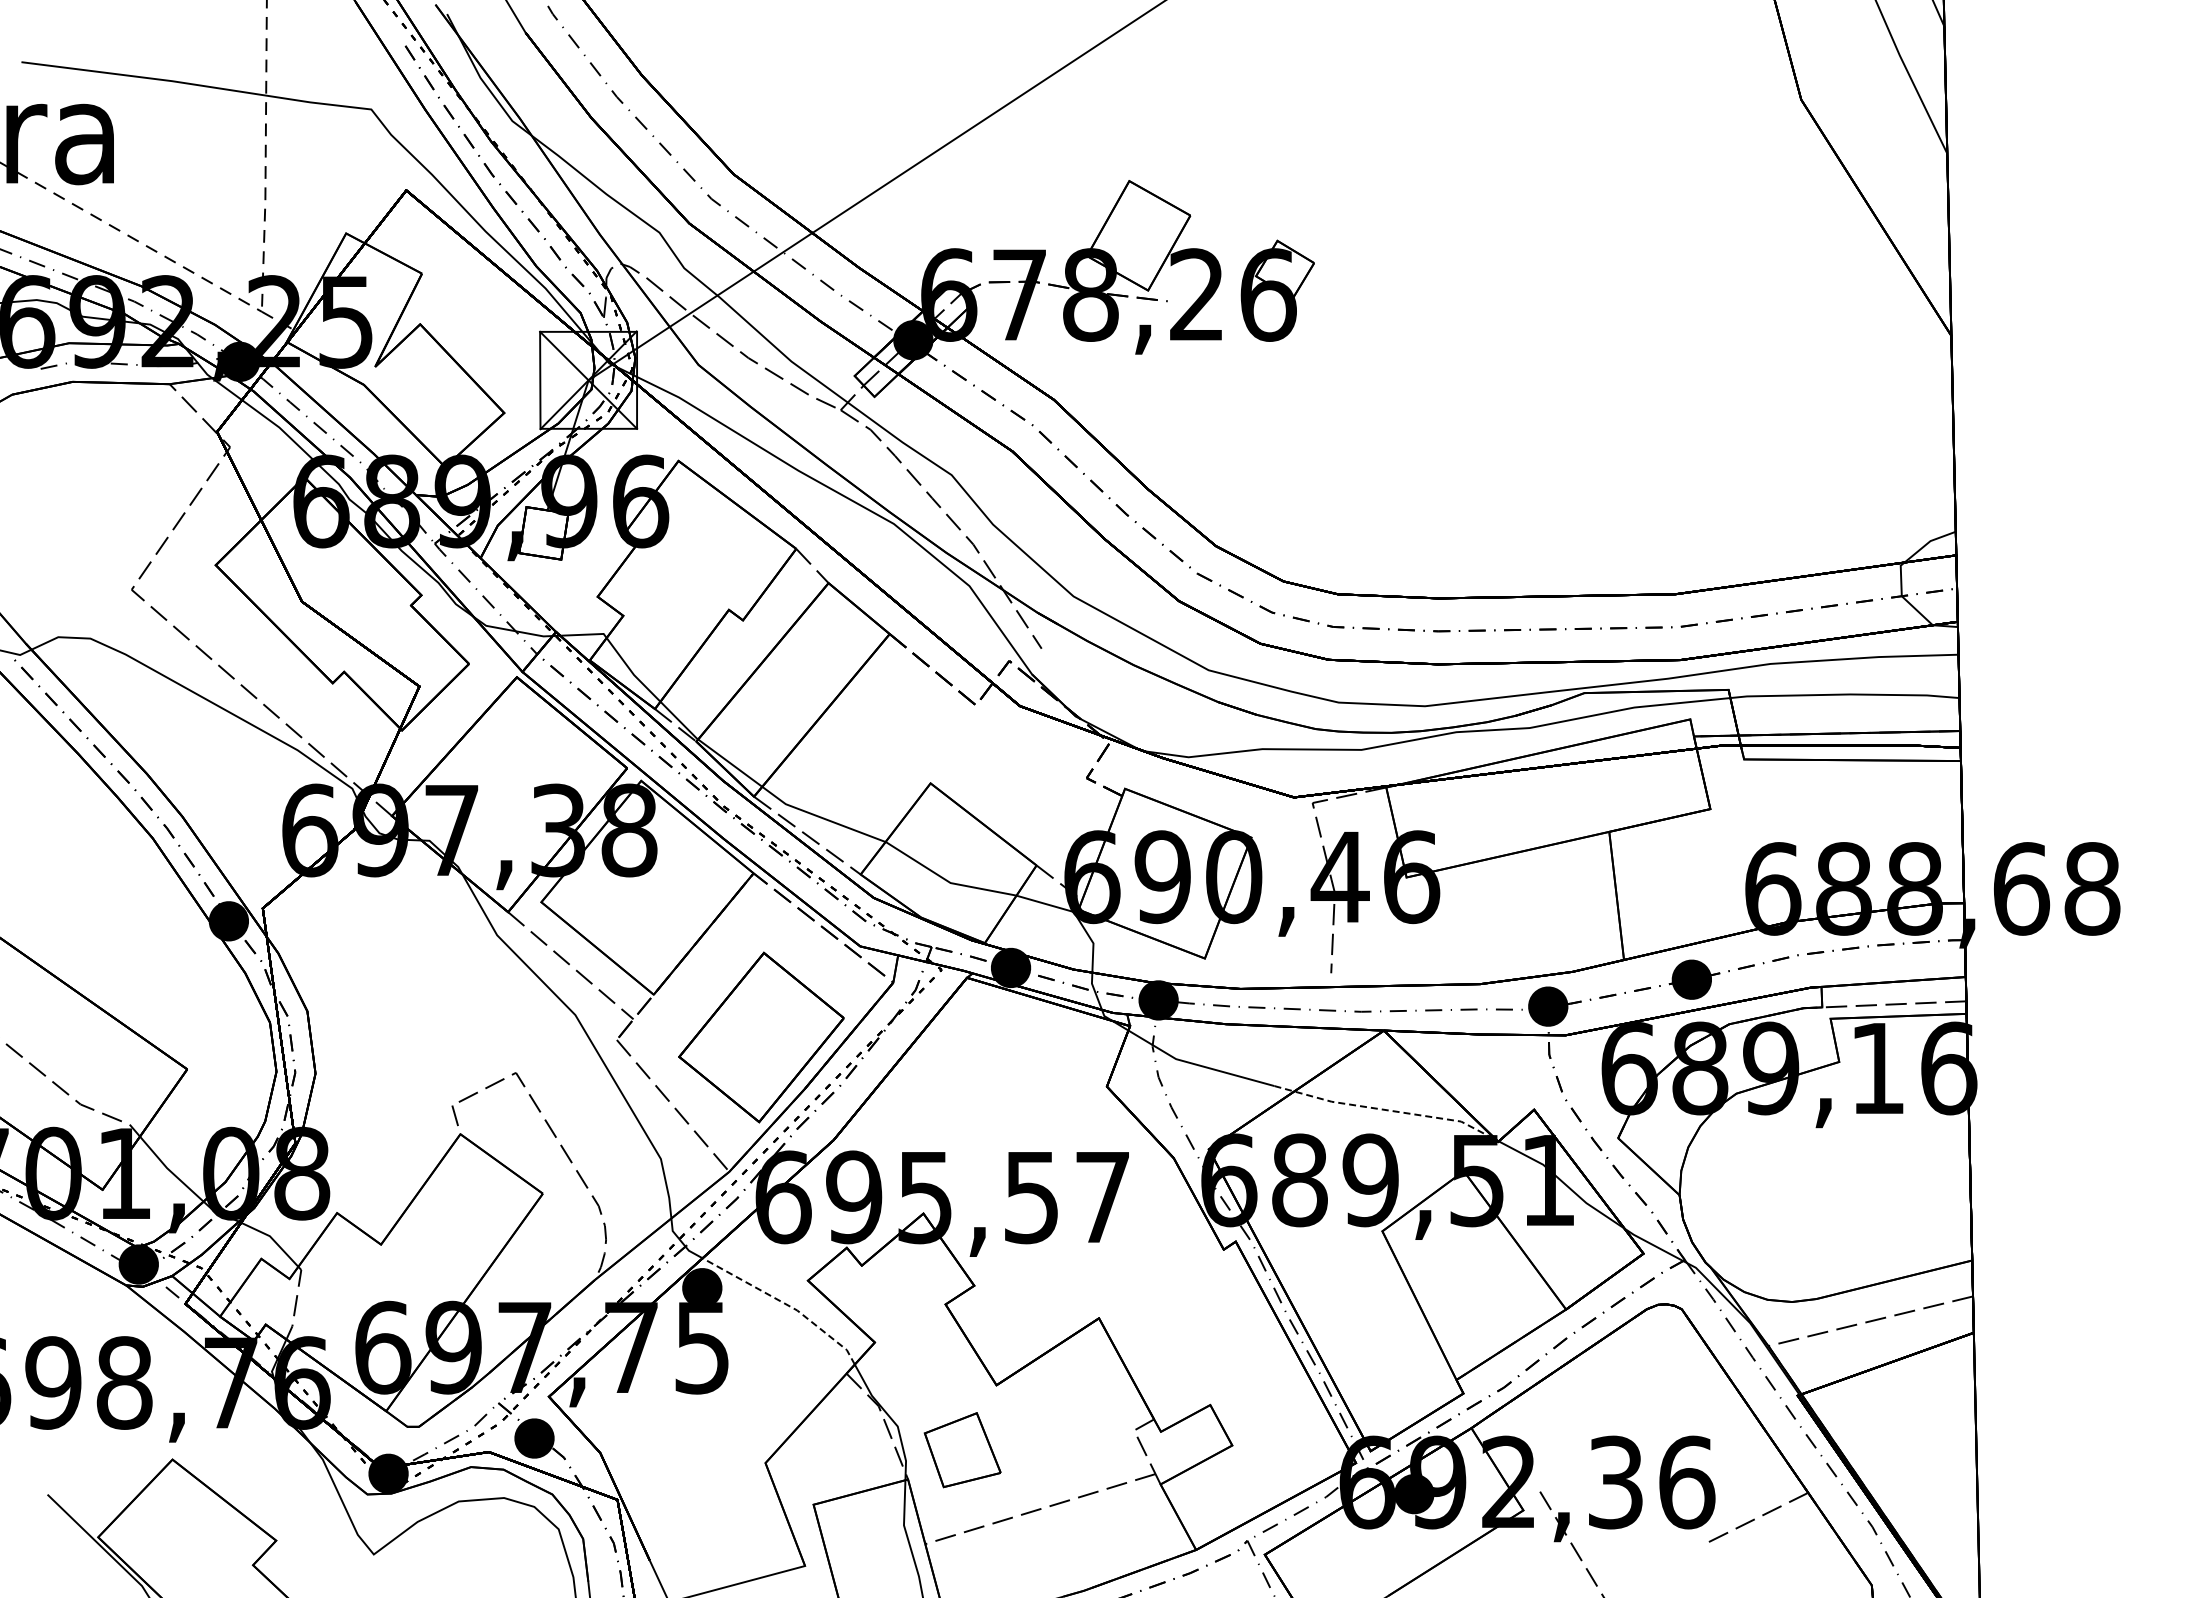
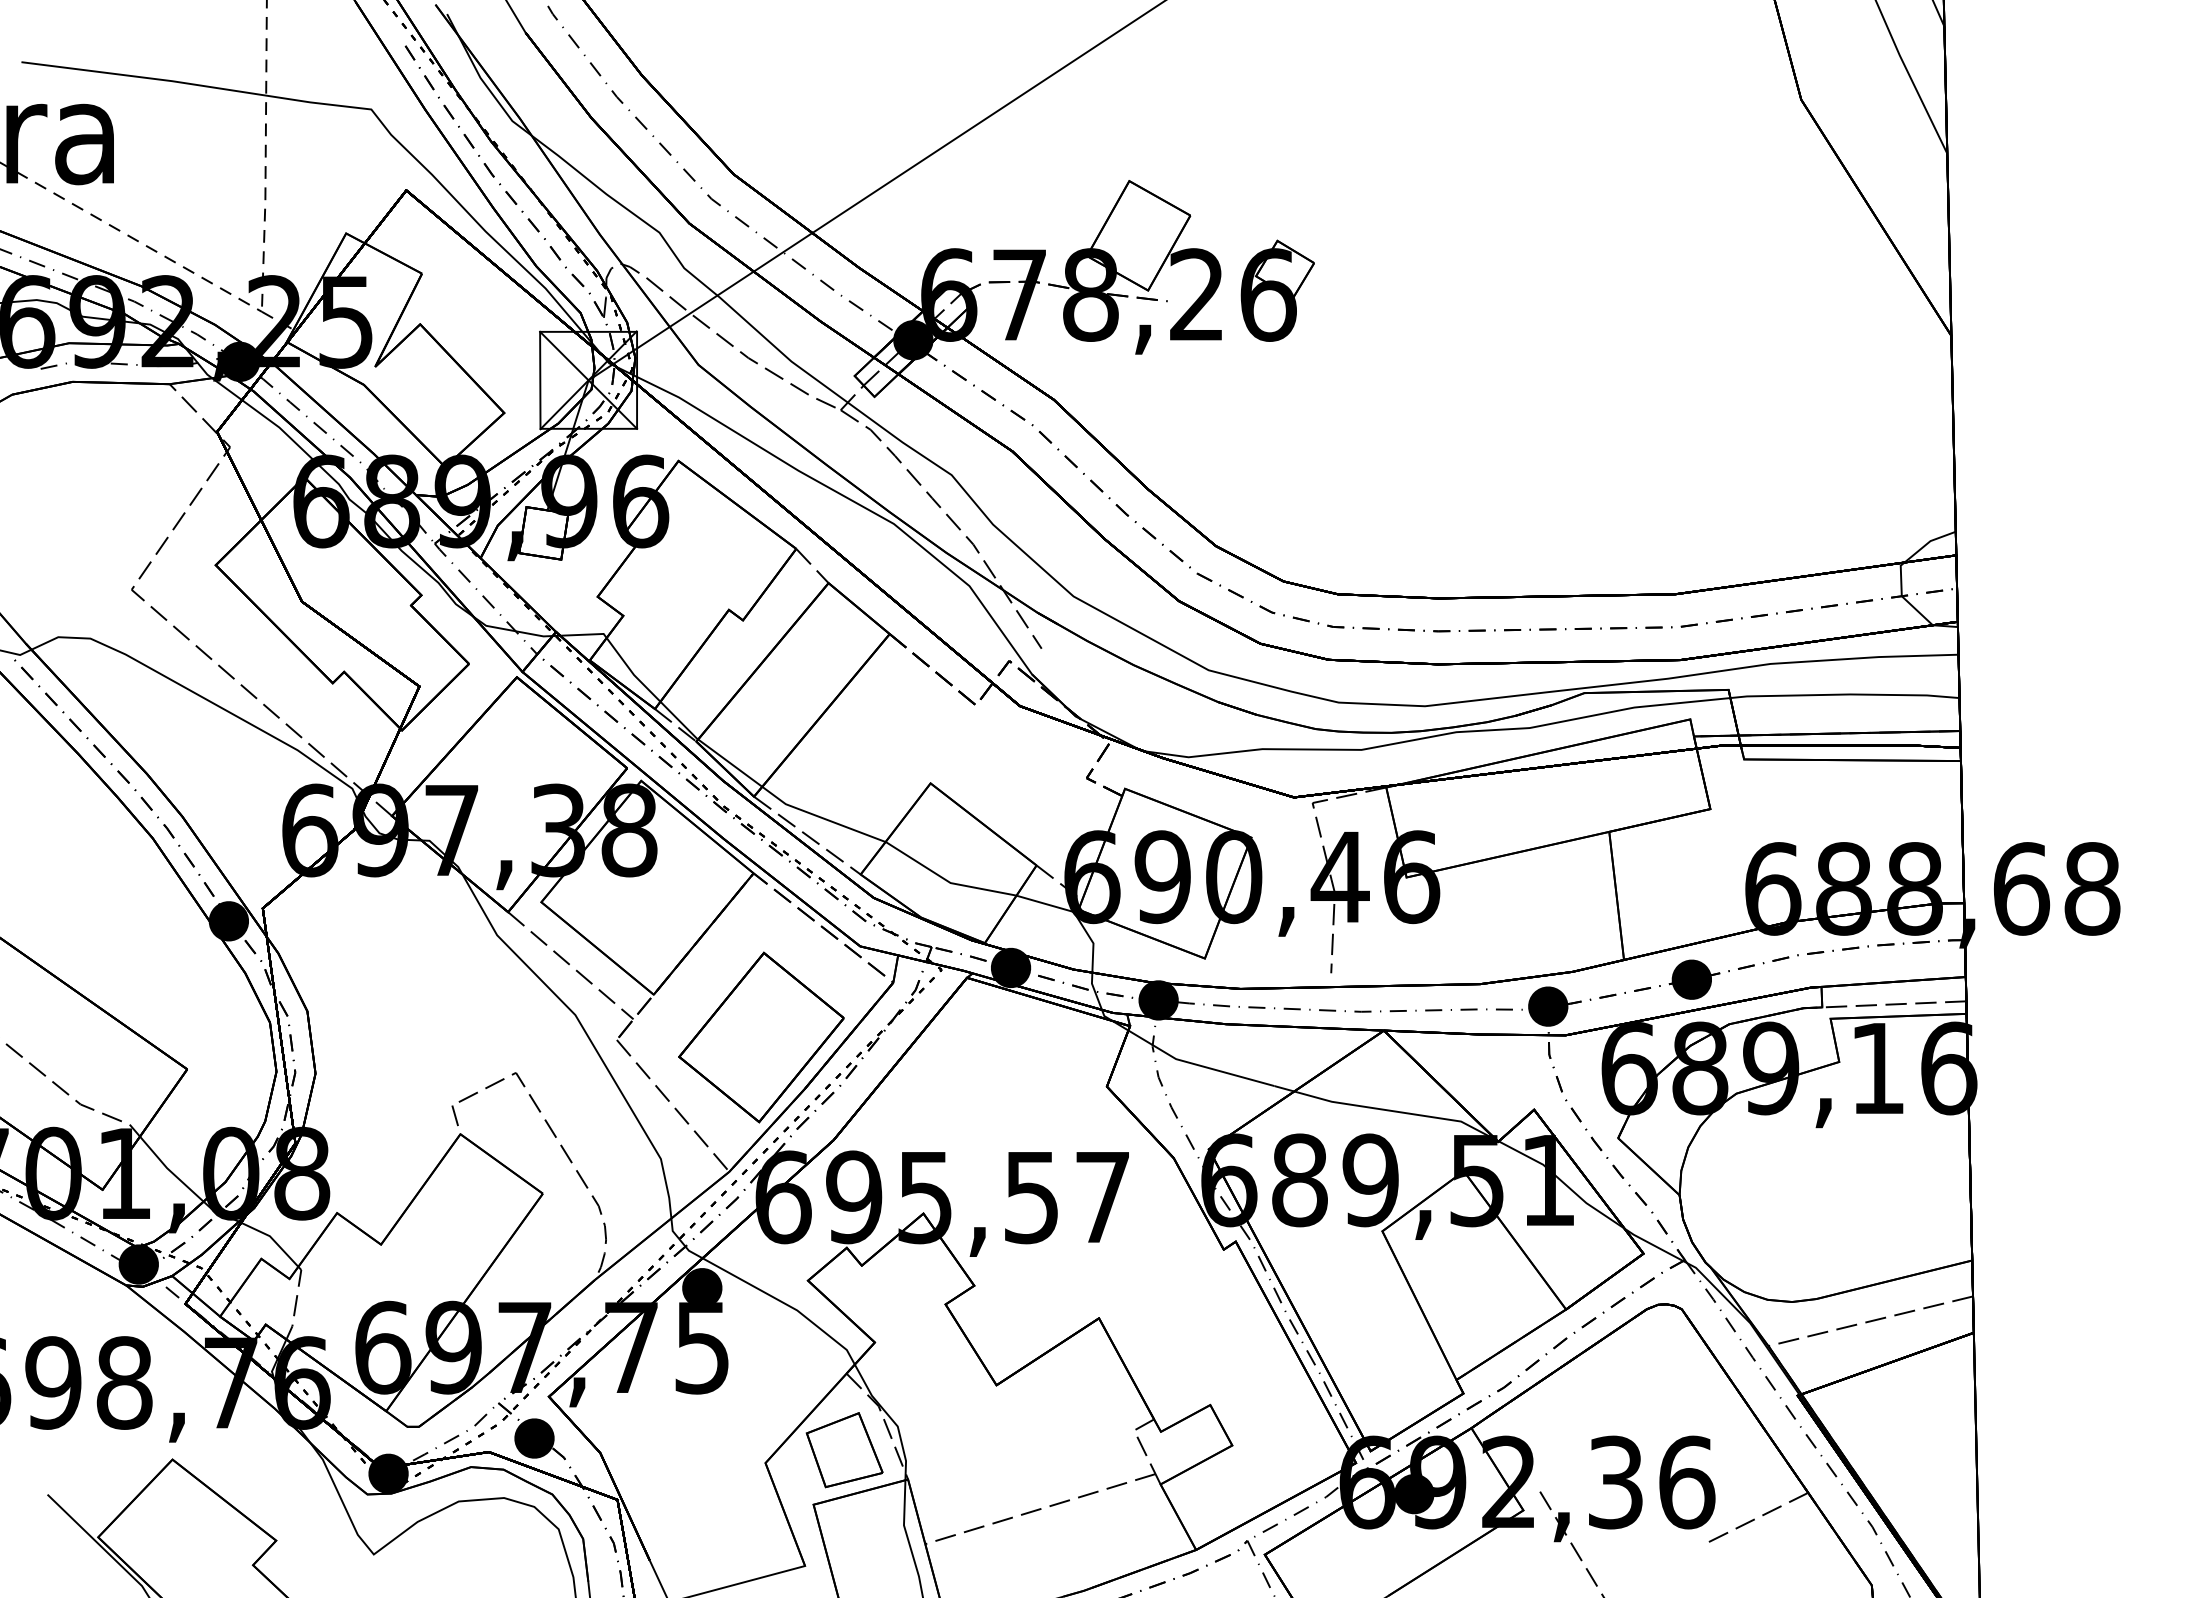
line: dashed -> solid (1387, 1110)
line: dashed -> solid (785, 1304)
part position: (962, 1450) -> (844, 1450) (844, 1450)
